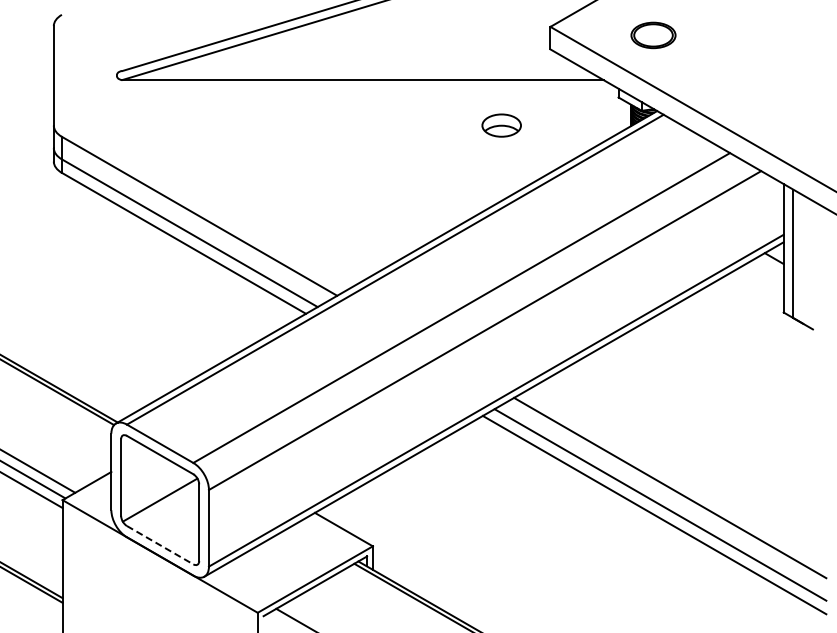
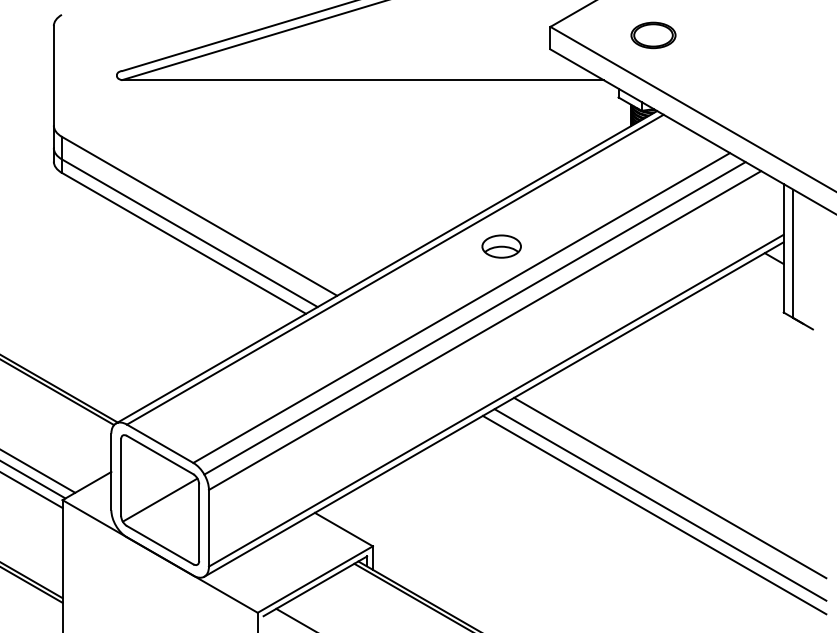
part position: (501, 125) -> (501, 246) (501, 246)
line: none -> present (474, 318)
line: dashed -> solid (160, 545)
